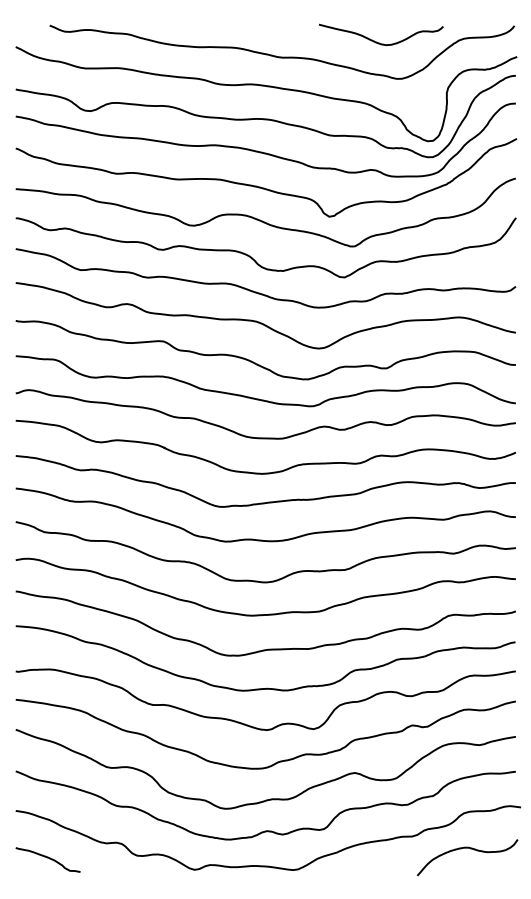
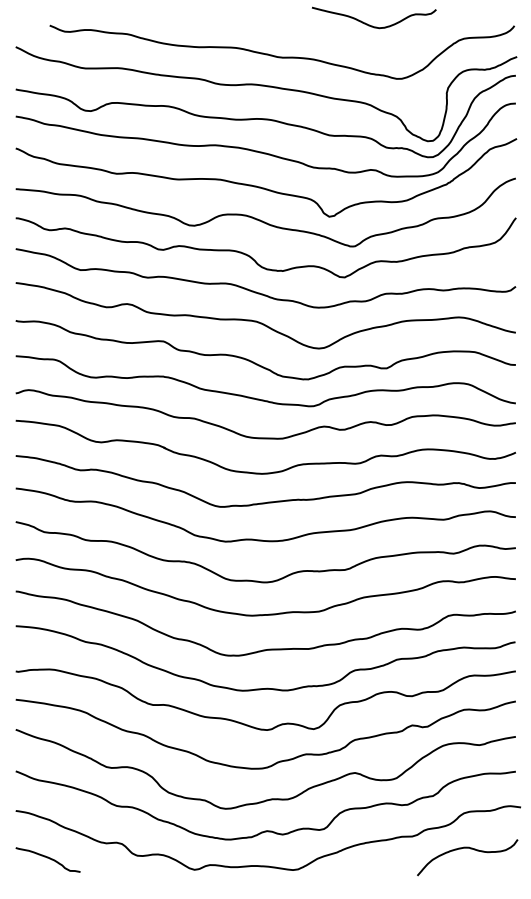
curve position: (376, 41) -> (369, 24) (369, 24)
